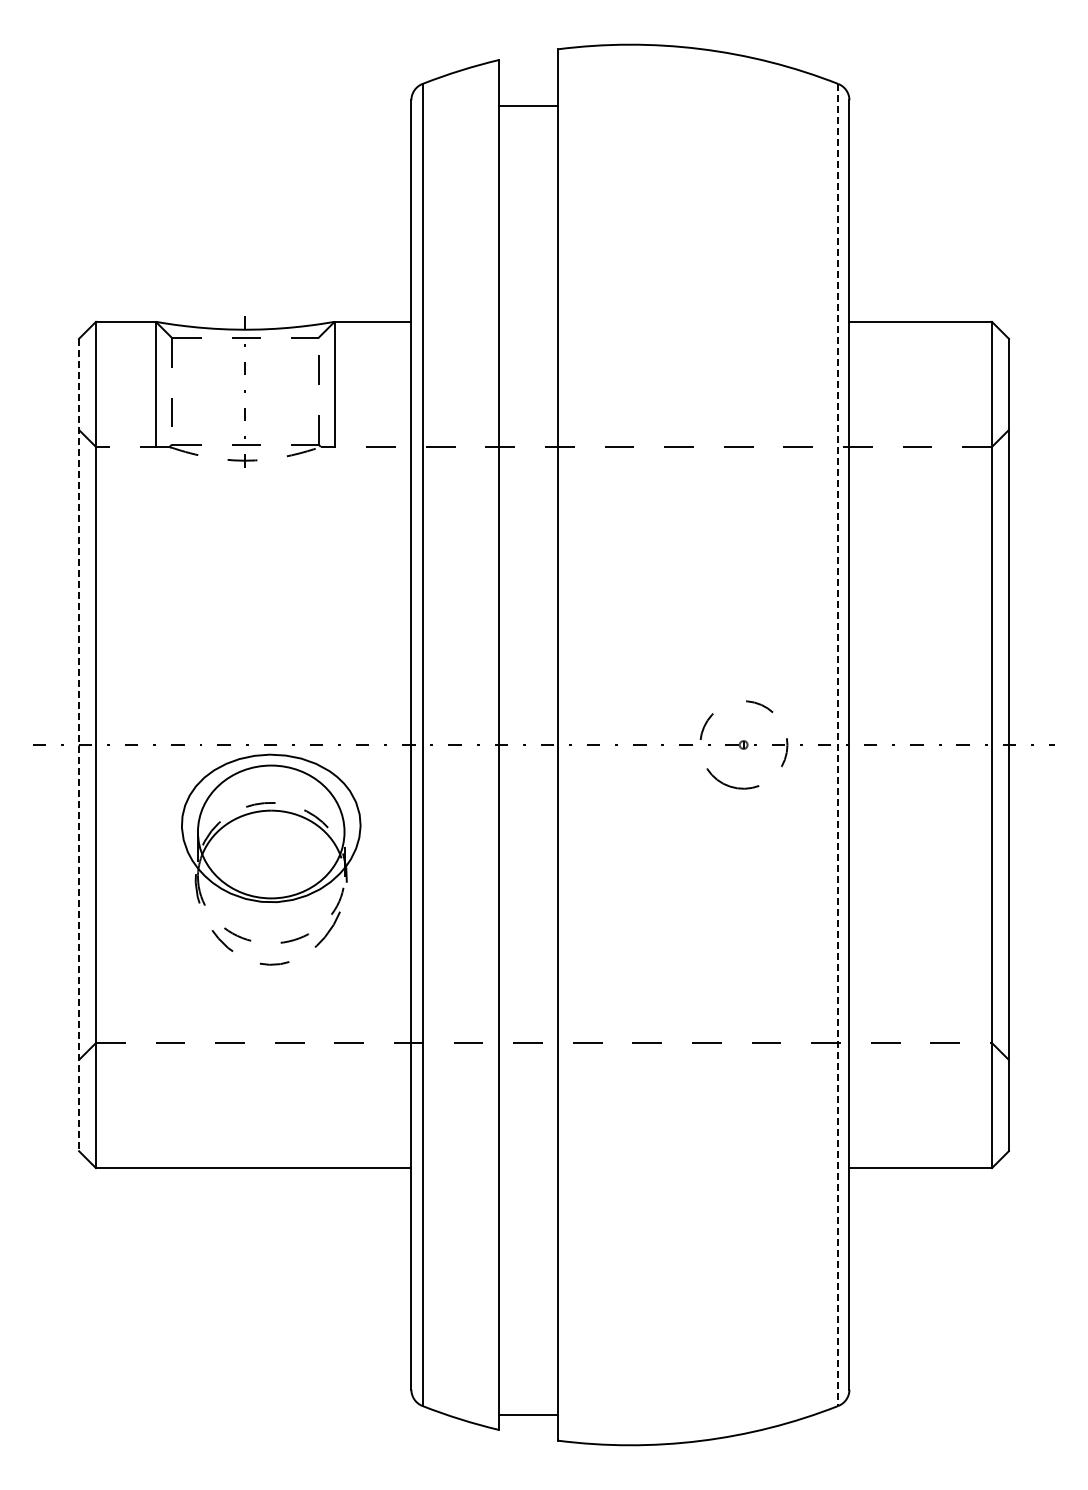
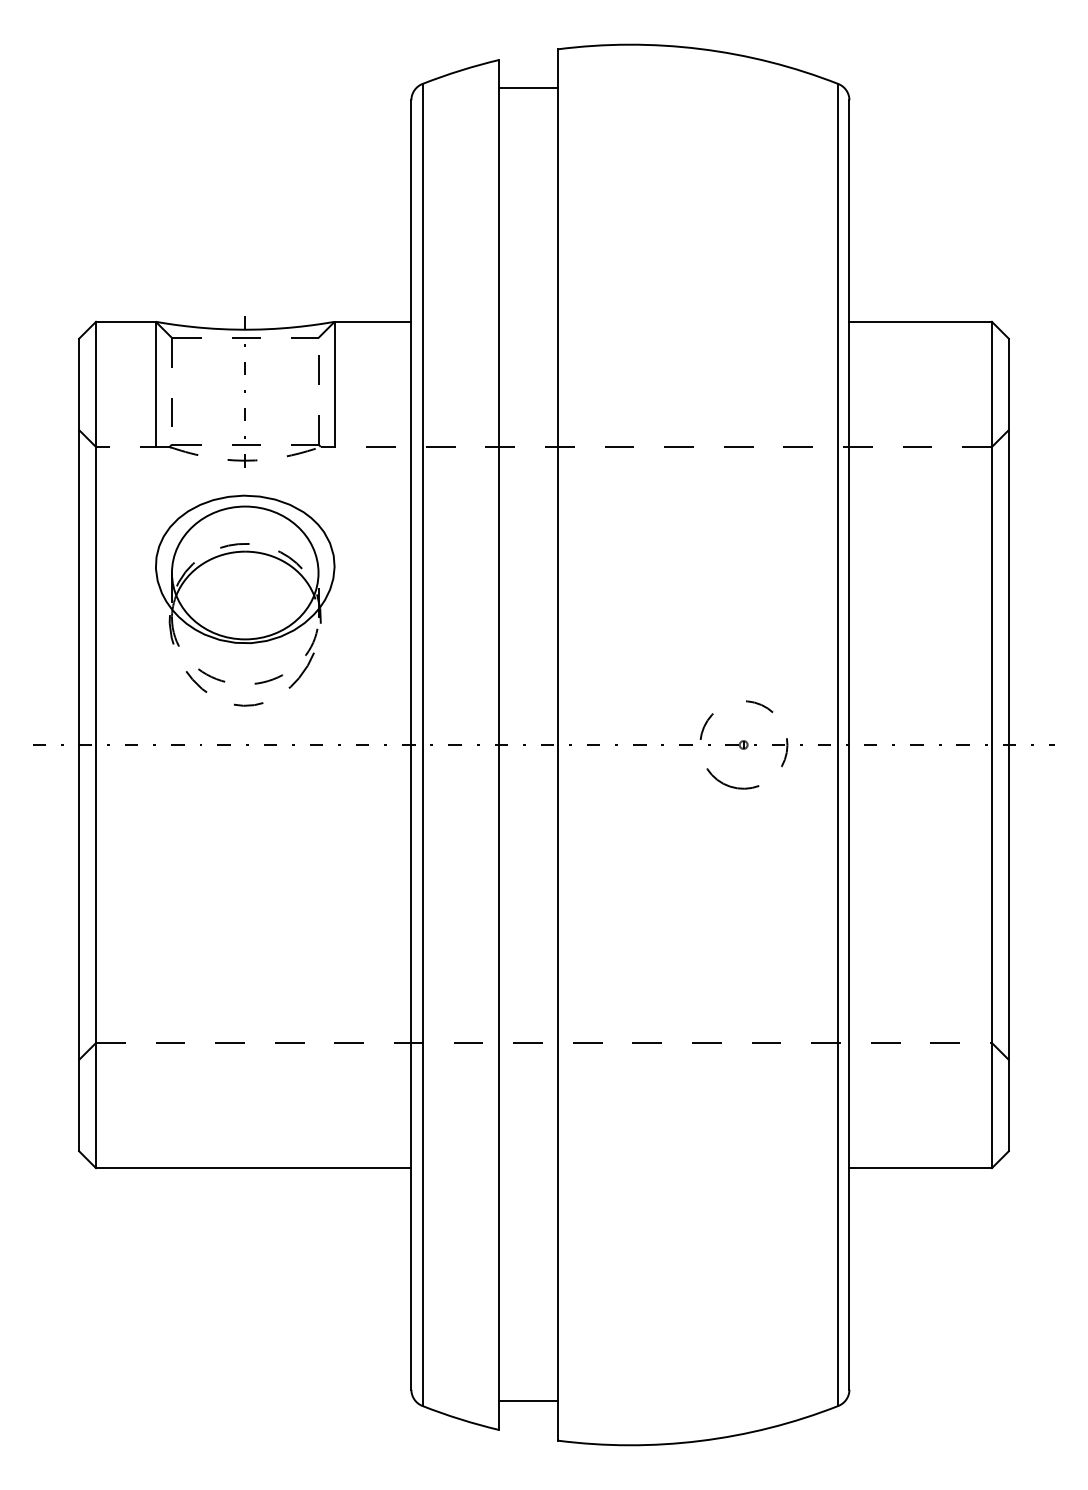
line position: (528, 106) -> (528, 88) (528, 88)
line: dashed -> solid (838, 744)
line: dashed -> solid (79, 745)
part position: (271, 859) -> (245, 600) (245, 600)
line position: (528, 1415) -> (528, 1401) (528, 1401)
